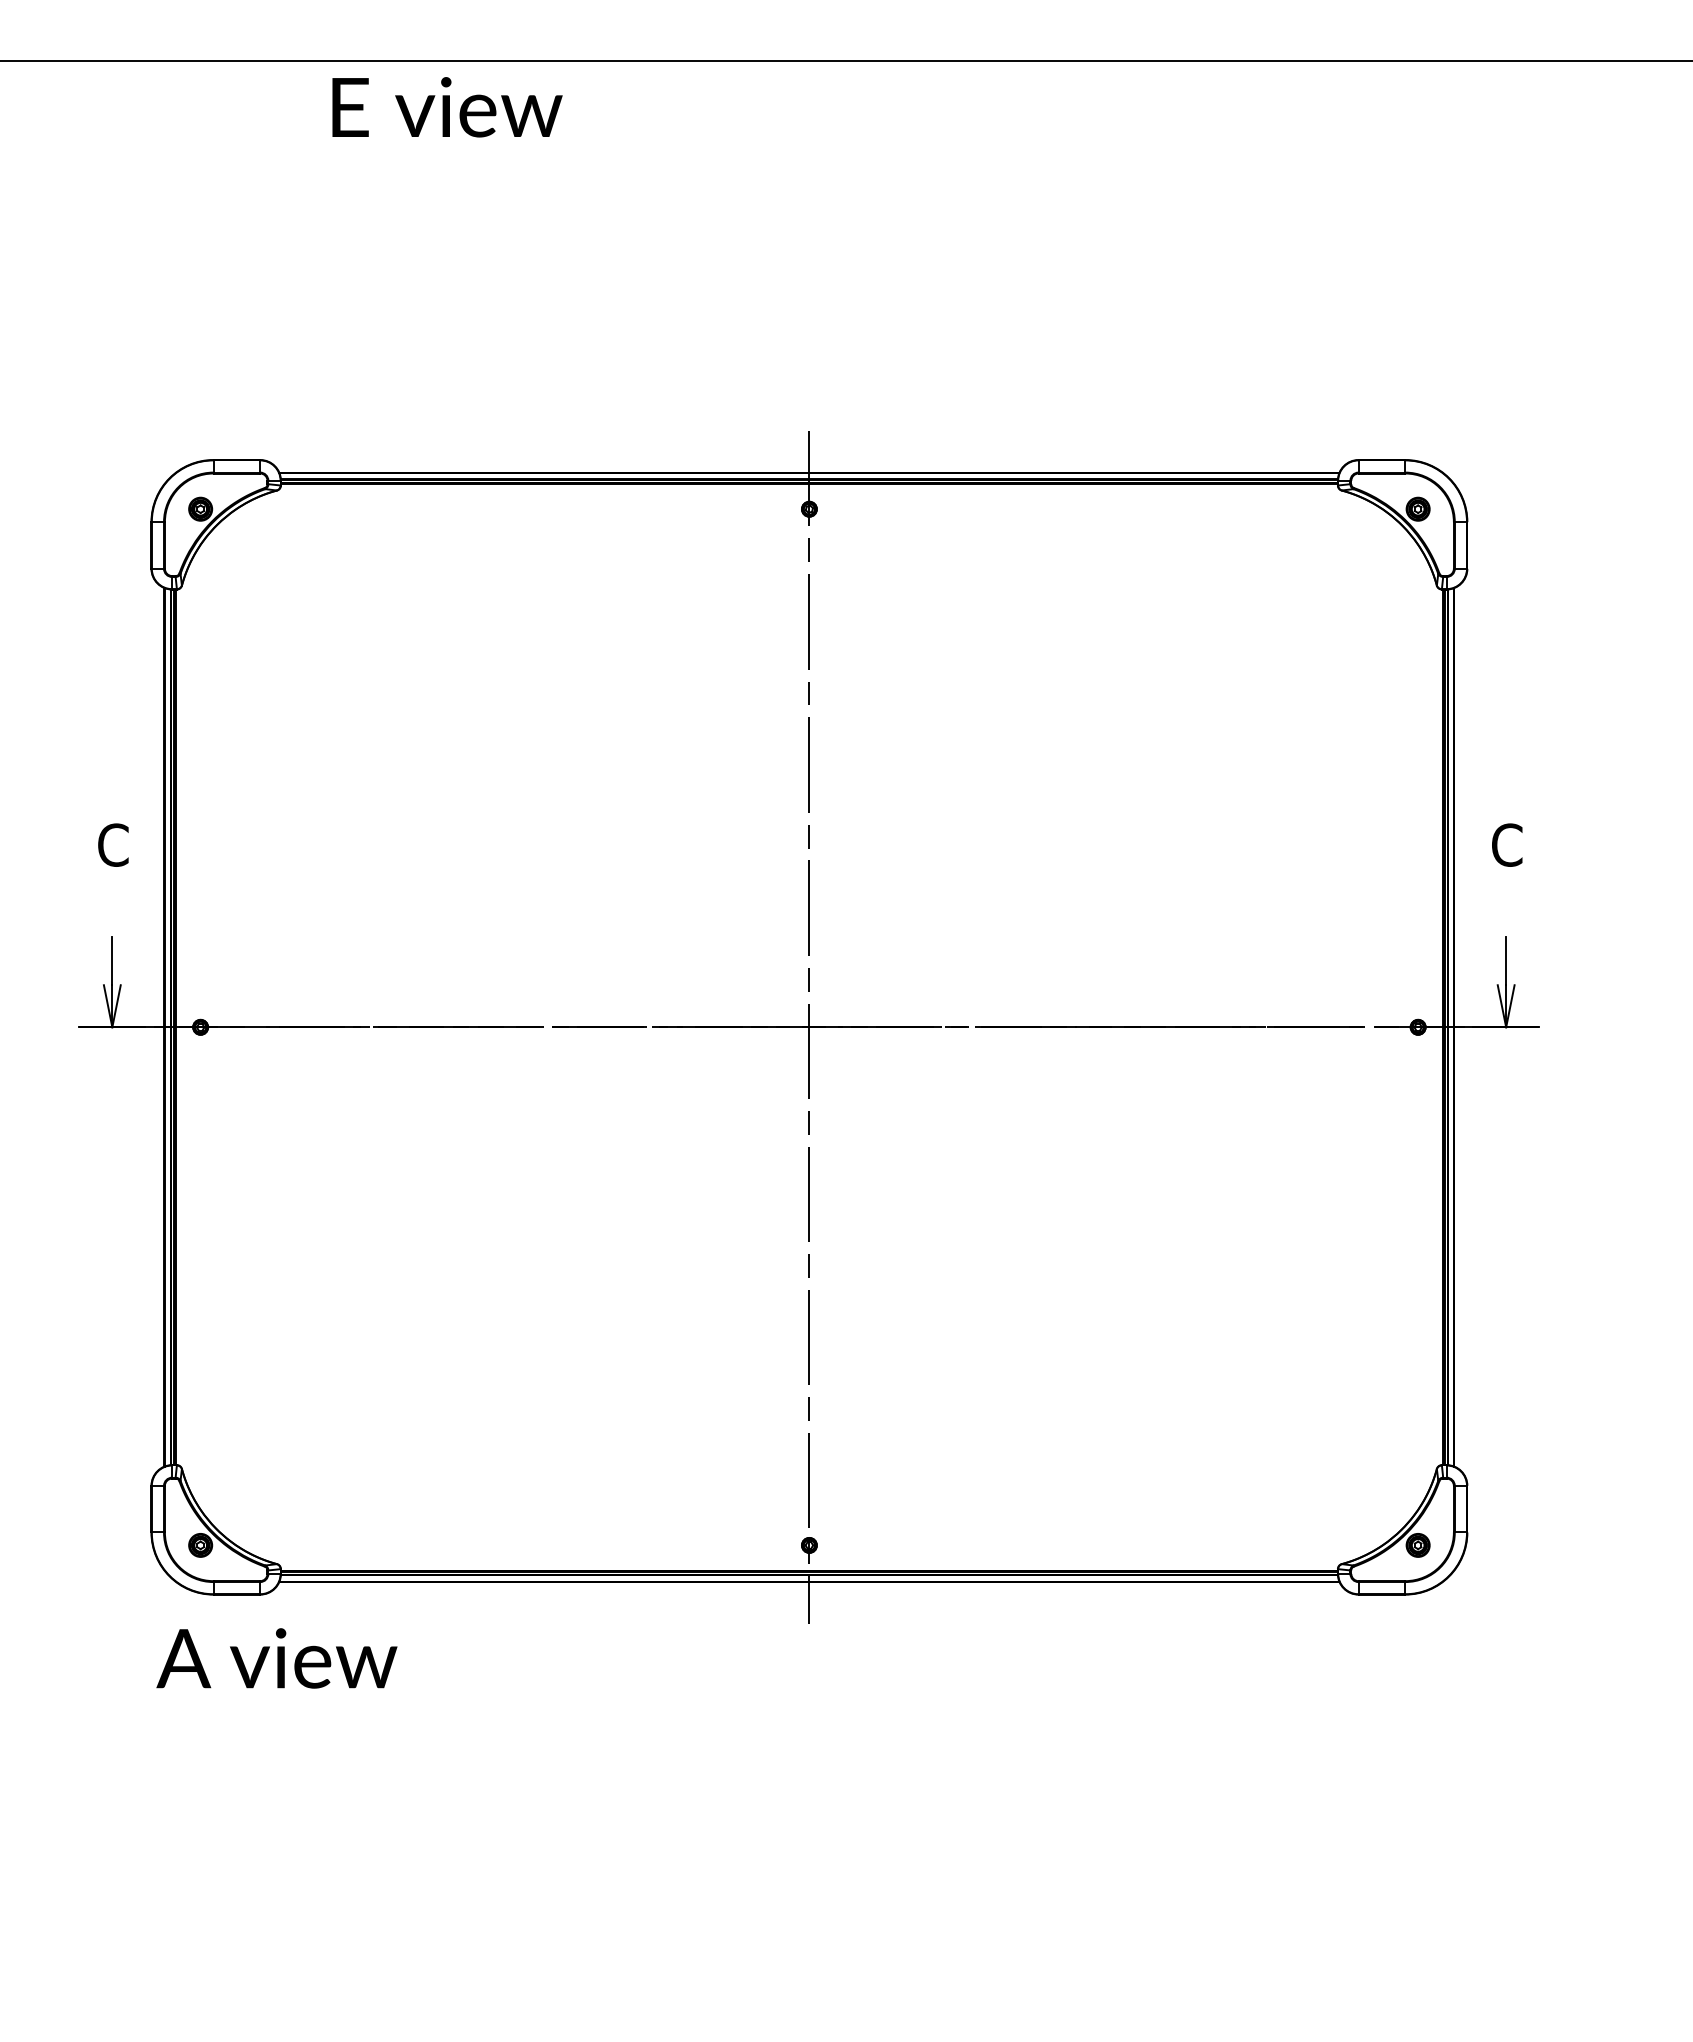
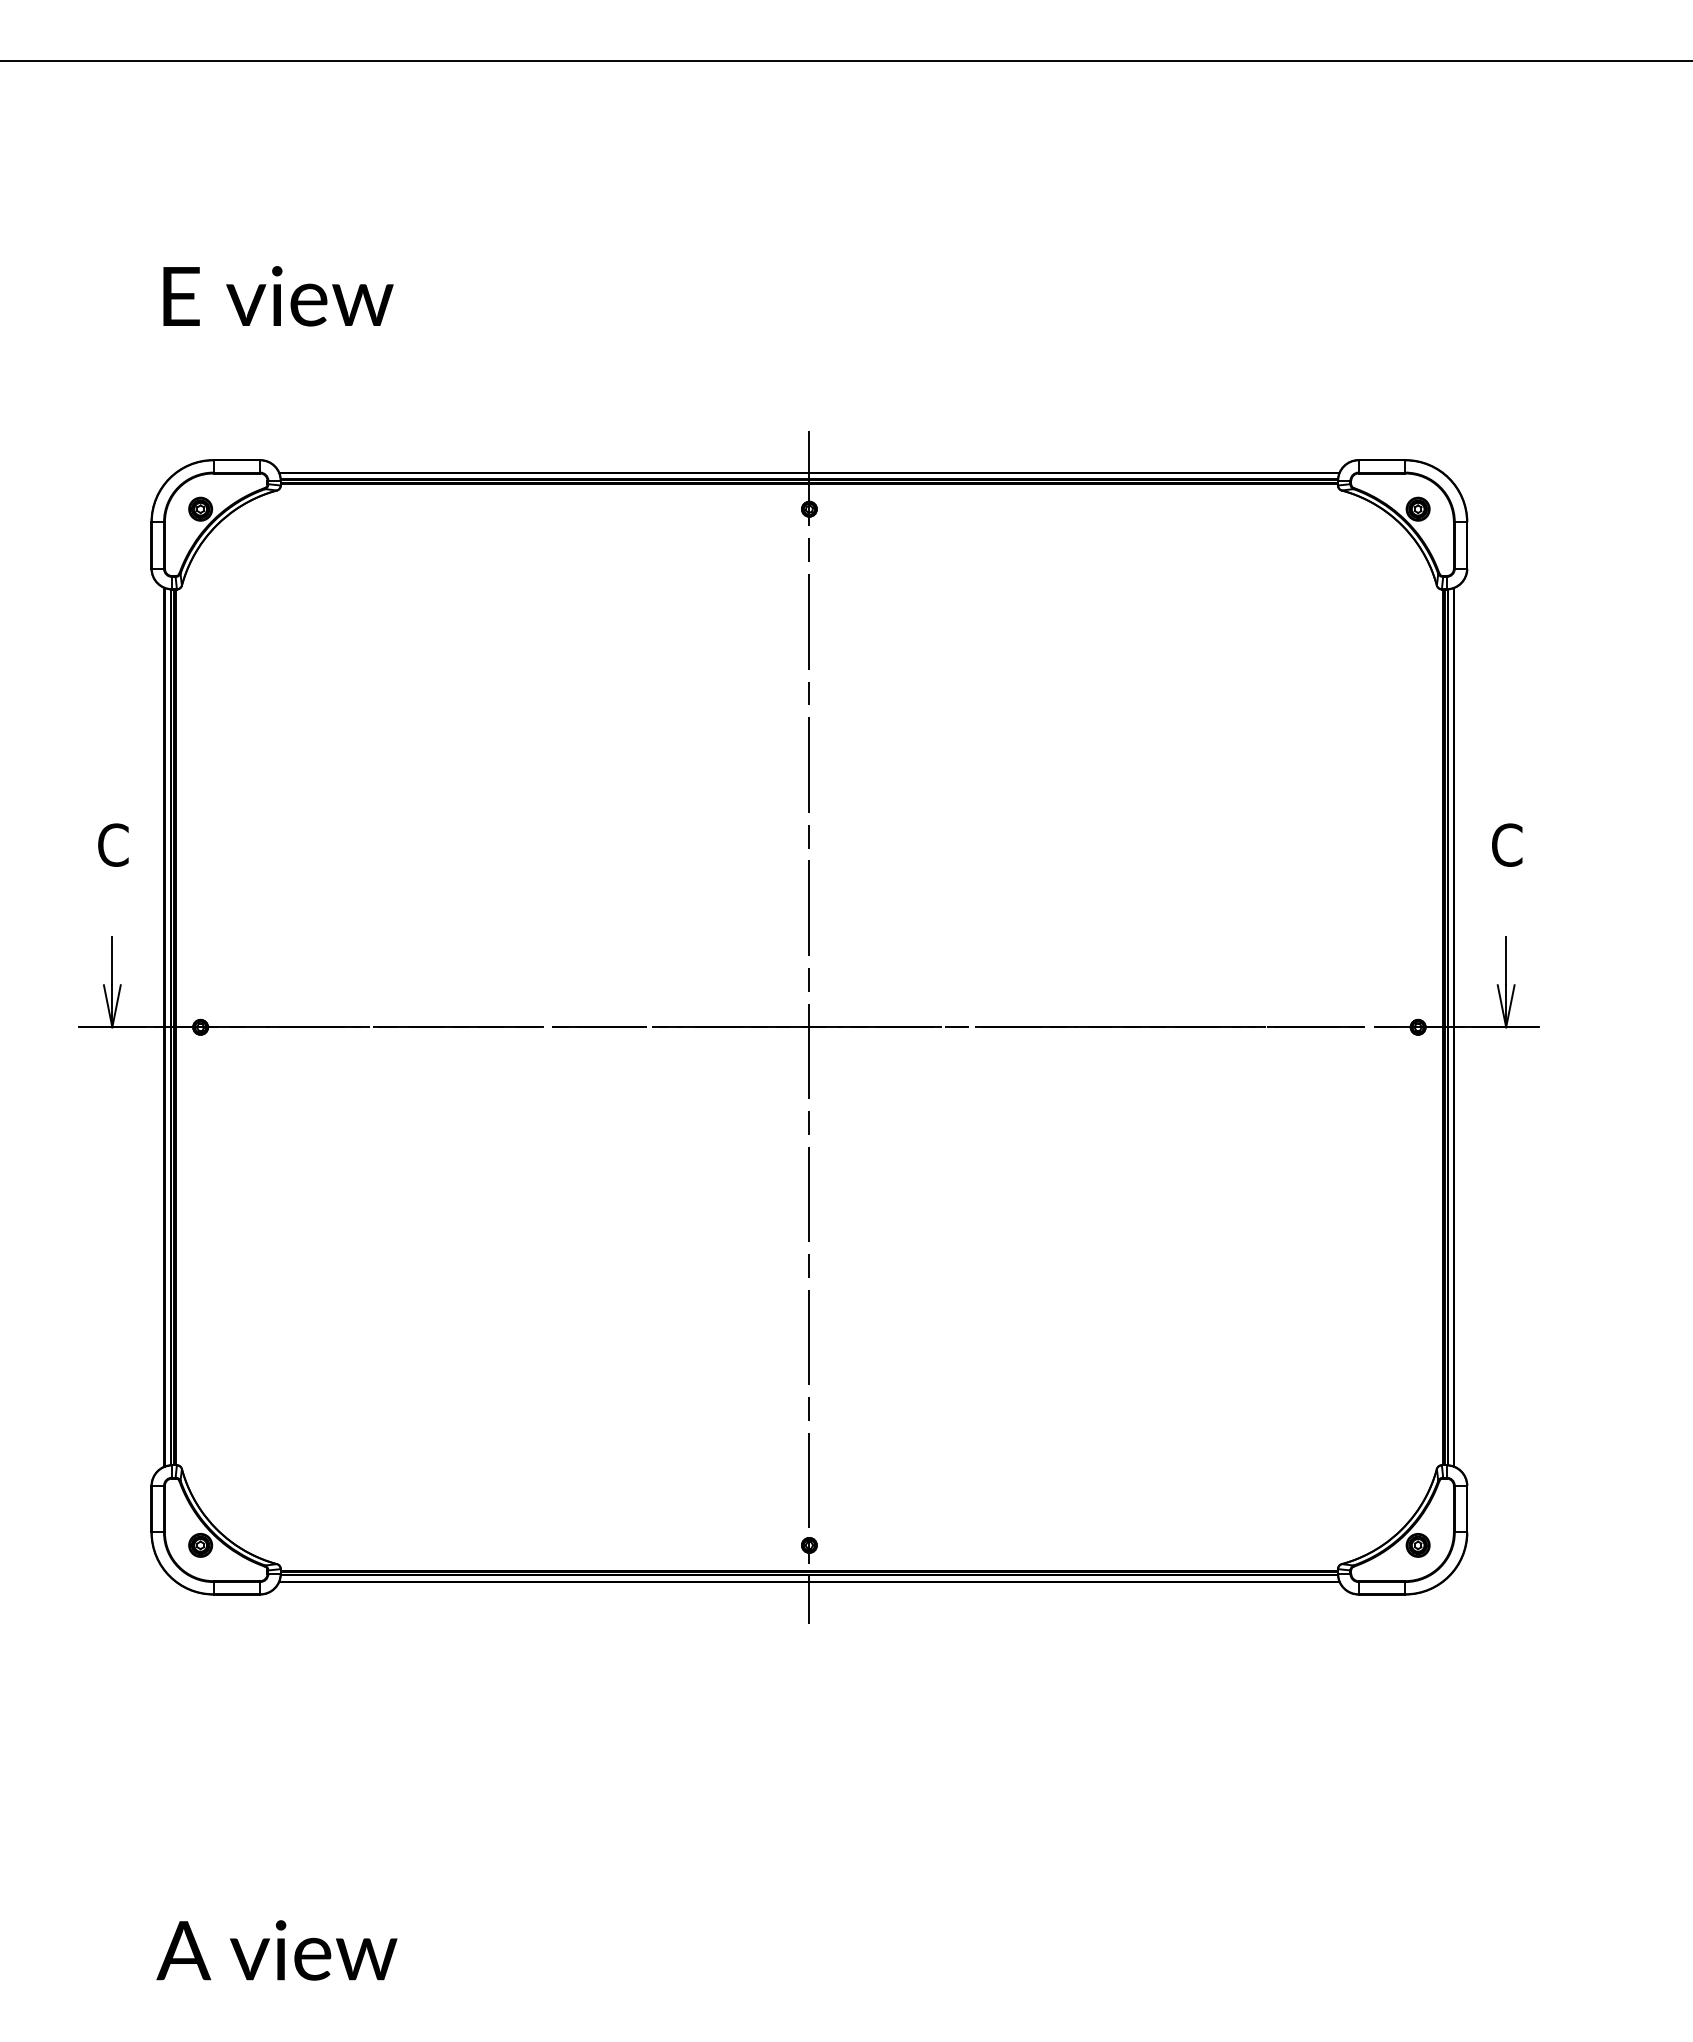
text position: (447, 107) -> (278, 296) (278, 296)
text position: (276, 1658) -> (276, 1950) (276, 1950)
